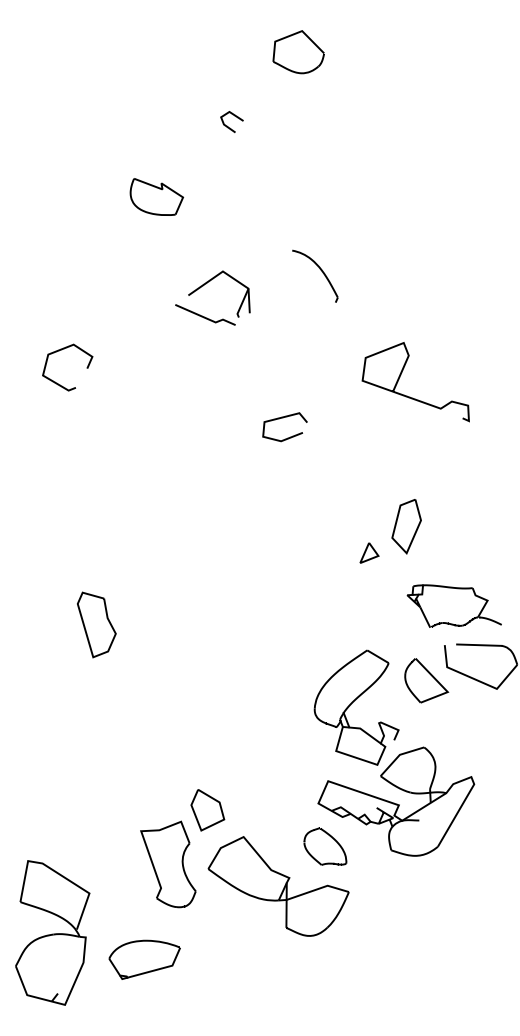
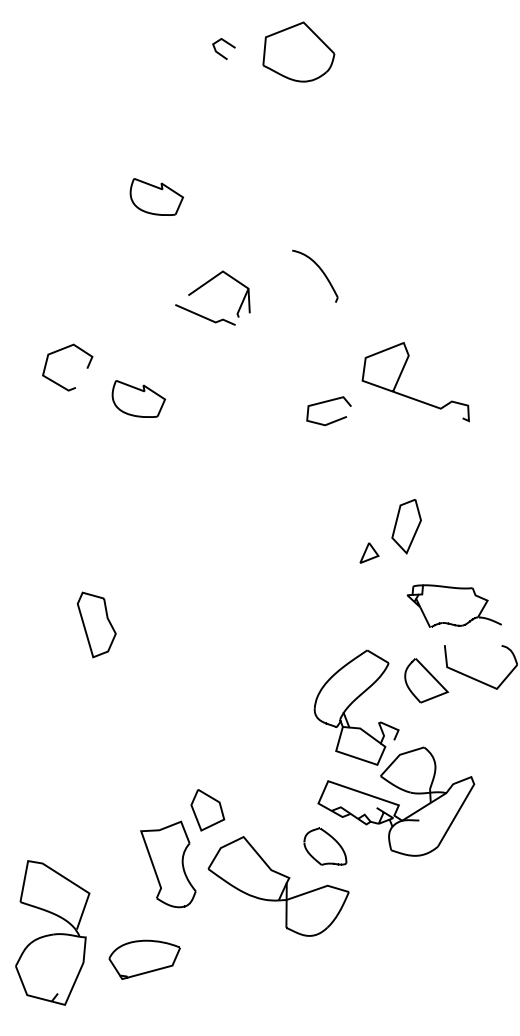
part size: 53x45 px -> 74x62 px (298, 51)
line position: (227, 125) -> (219, 52) (219, 52)
part: none -> present (138, 398)
curve position: (283, 418) -> (327, 402) (327, 402)
line: present -> none (479, 644)
